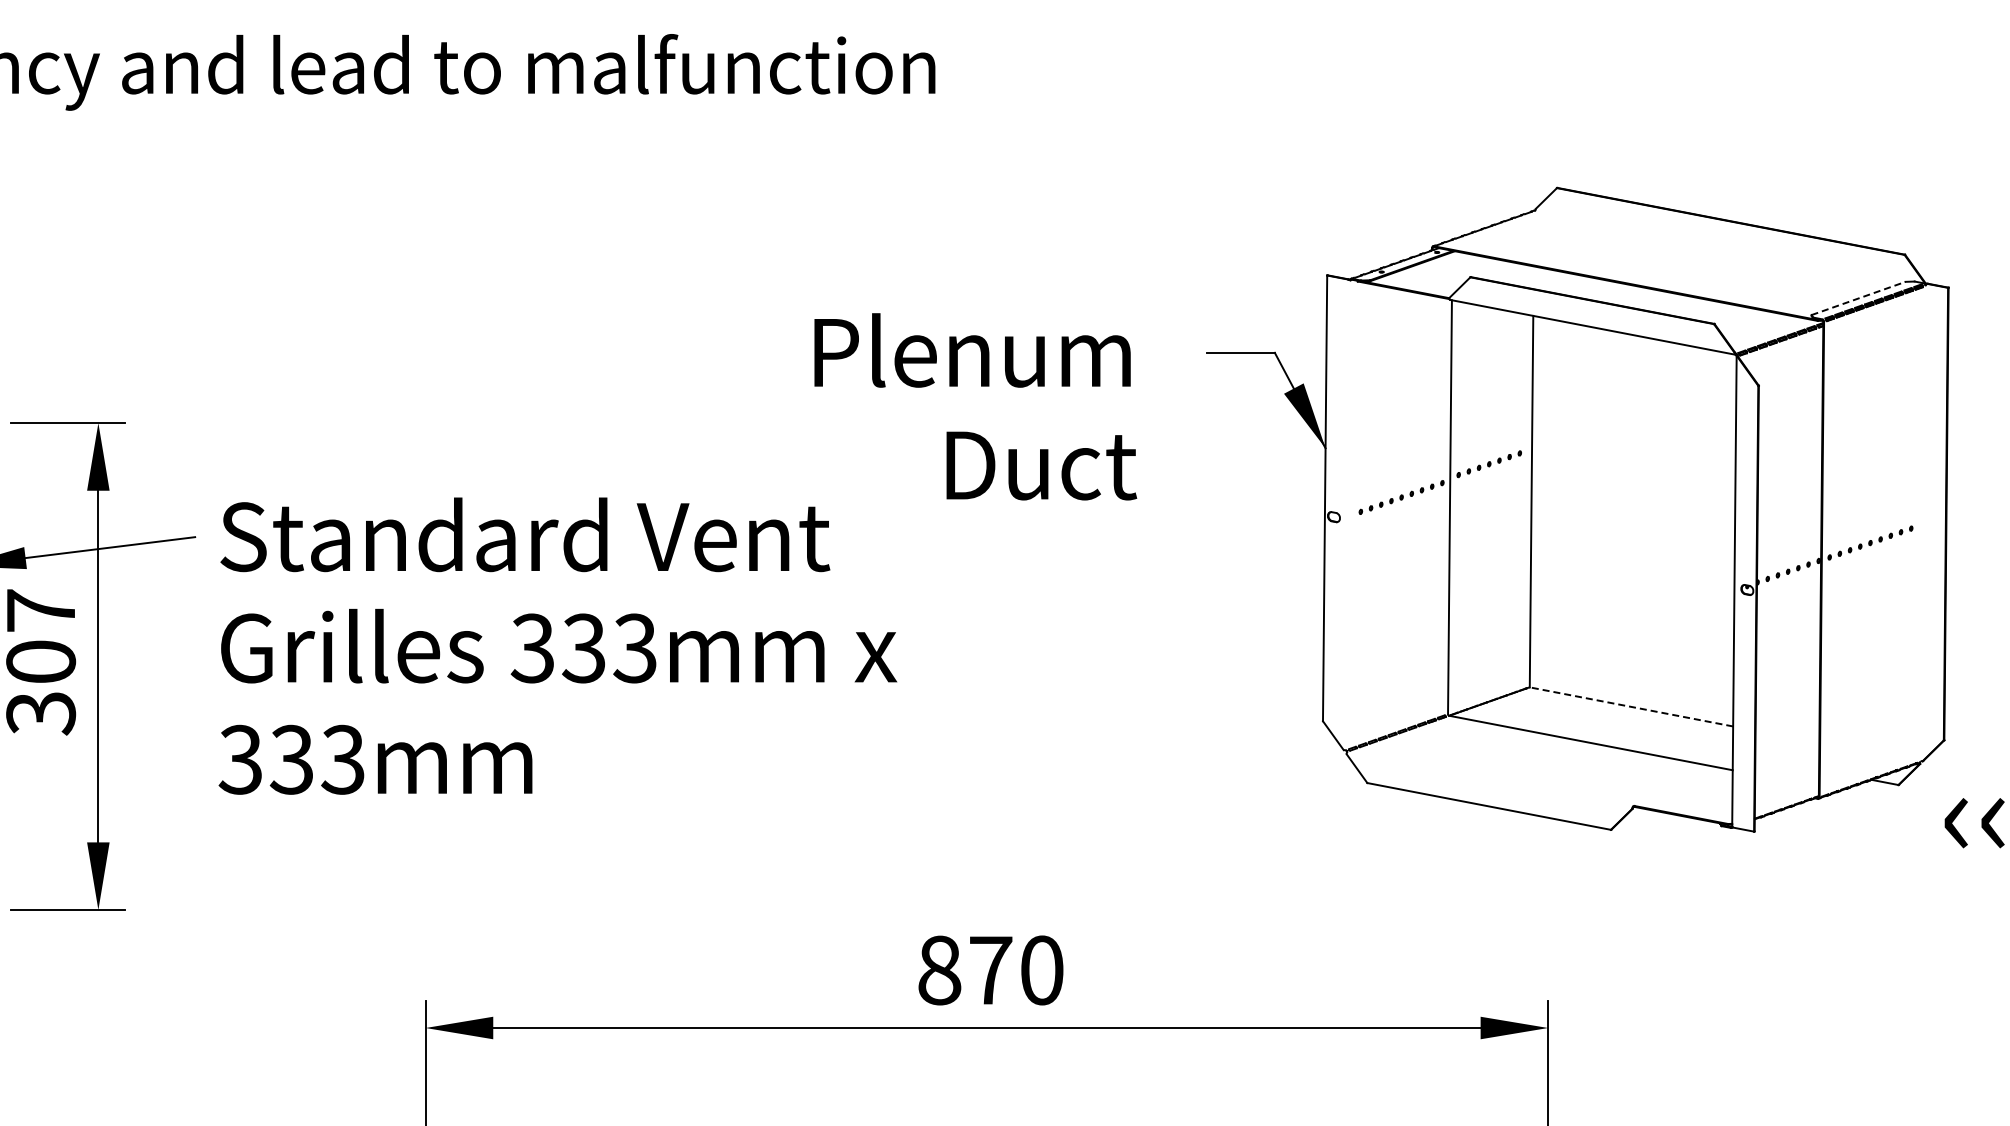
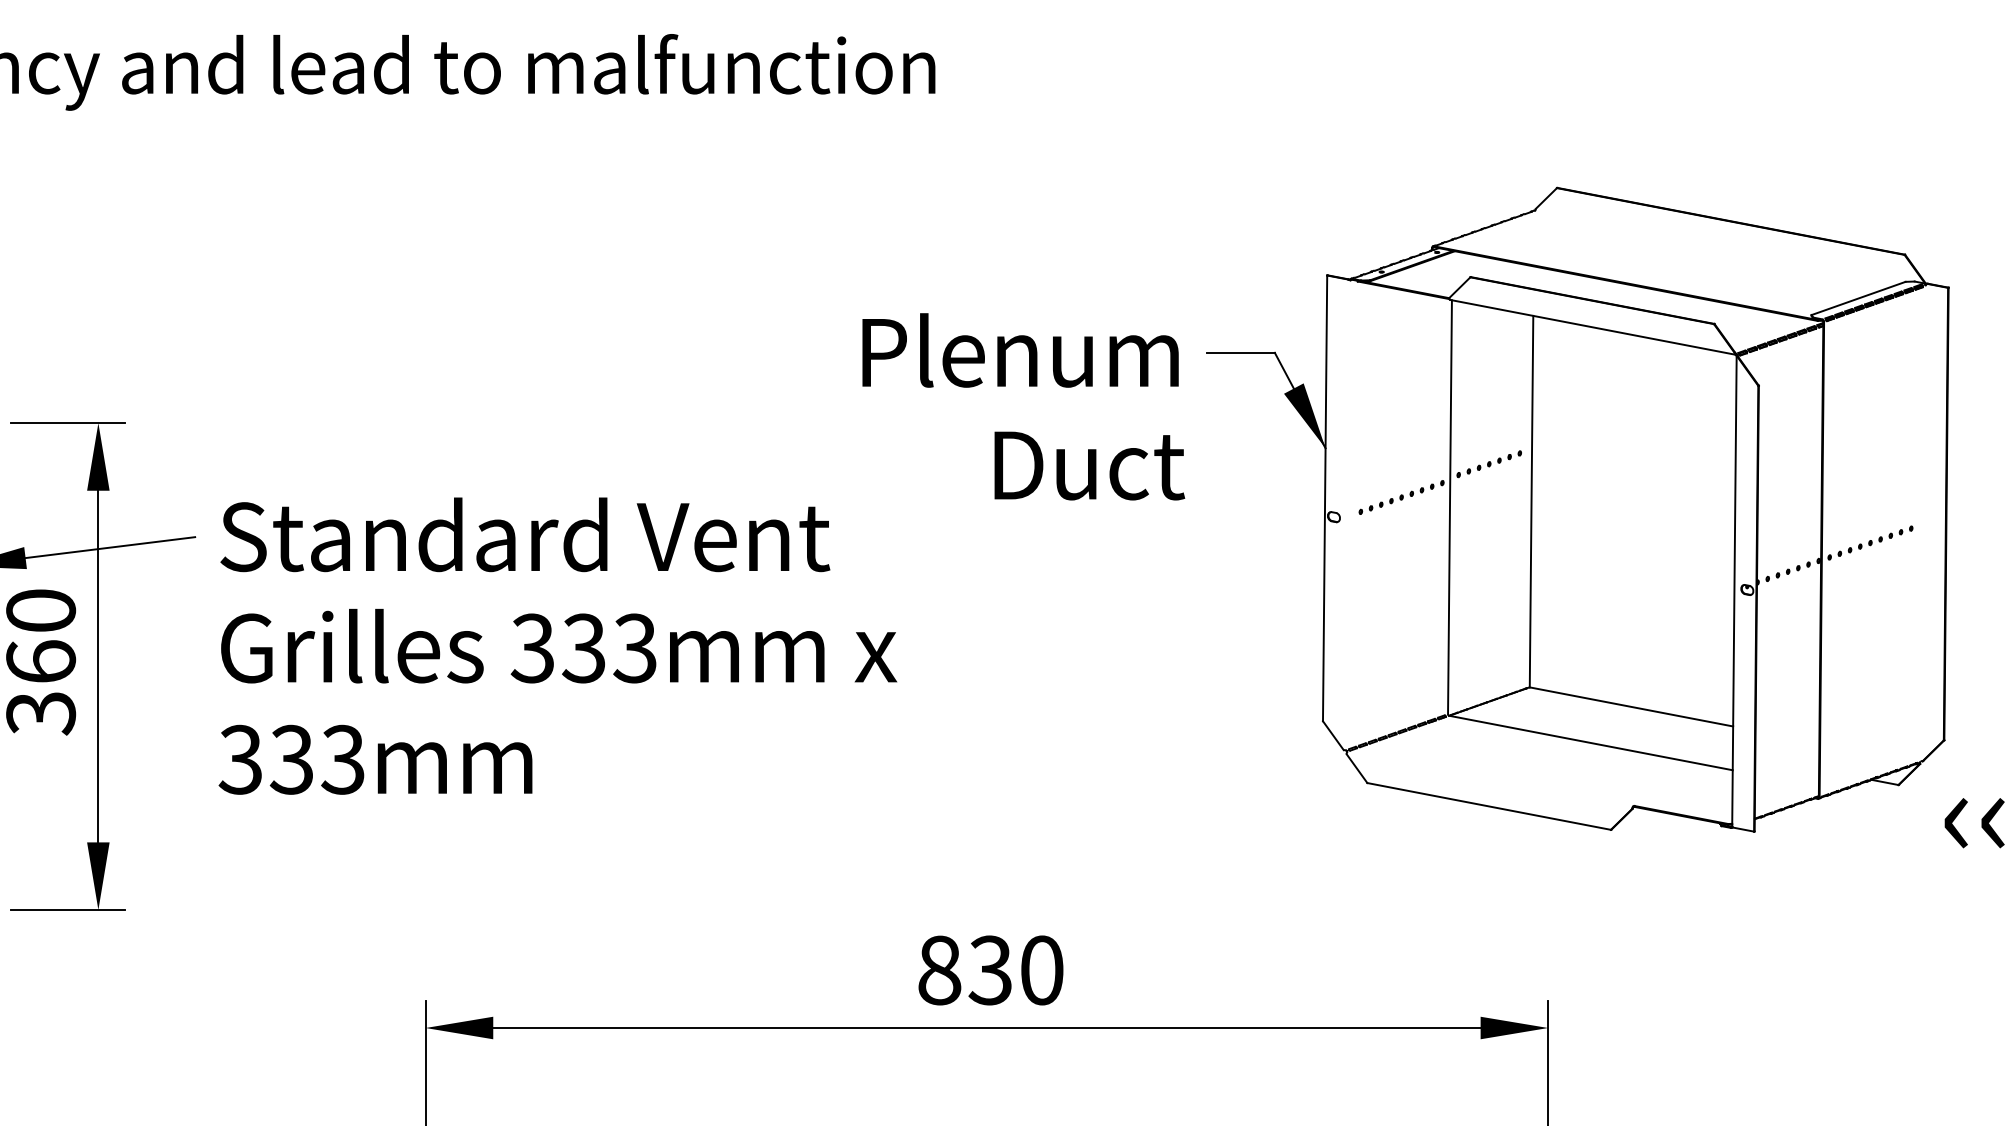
line: dashed -> solid (1858, 298)
text position: (975, 406) -> (1023, 406) (1023, 406)
text: 307 -> 360 (41, 635)
line: dashed -> solid (1631, 706)
text: 870 -> 830 (990, 970)
